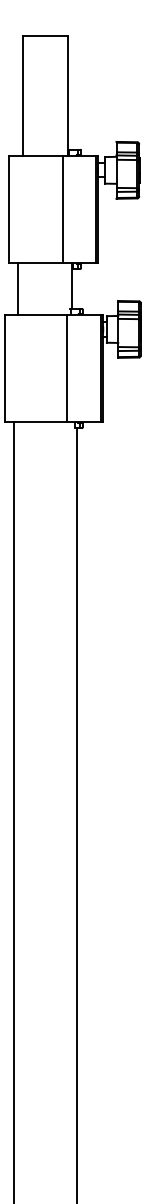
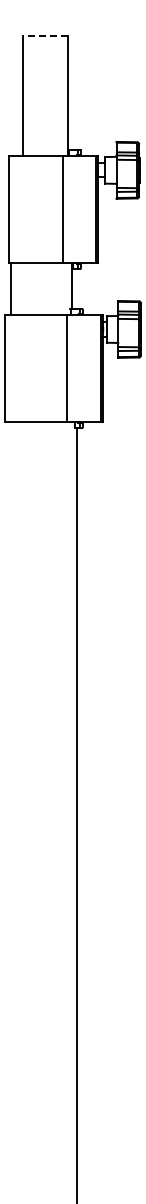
line: solid -> dashed (45, 36)
line position: (18, 288) -> (11, 288) (11, 288)
line: present -> none (13, 810)
